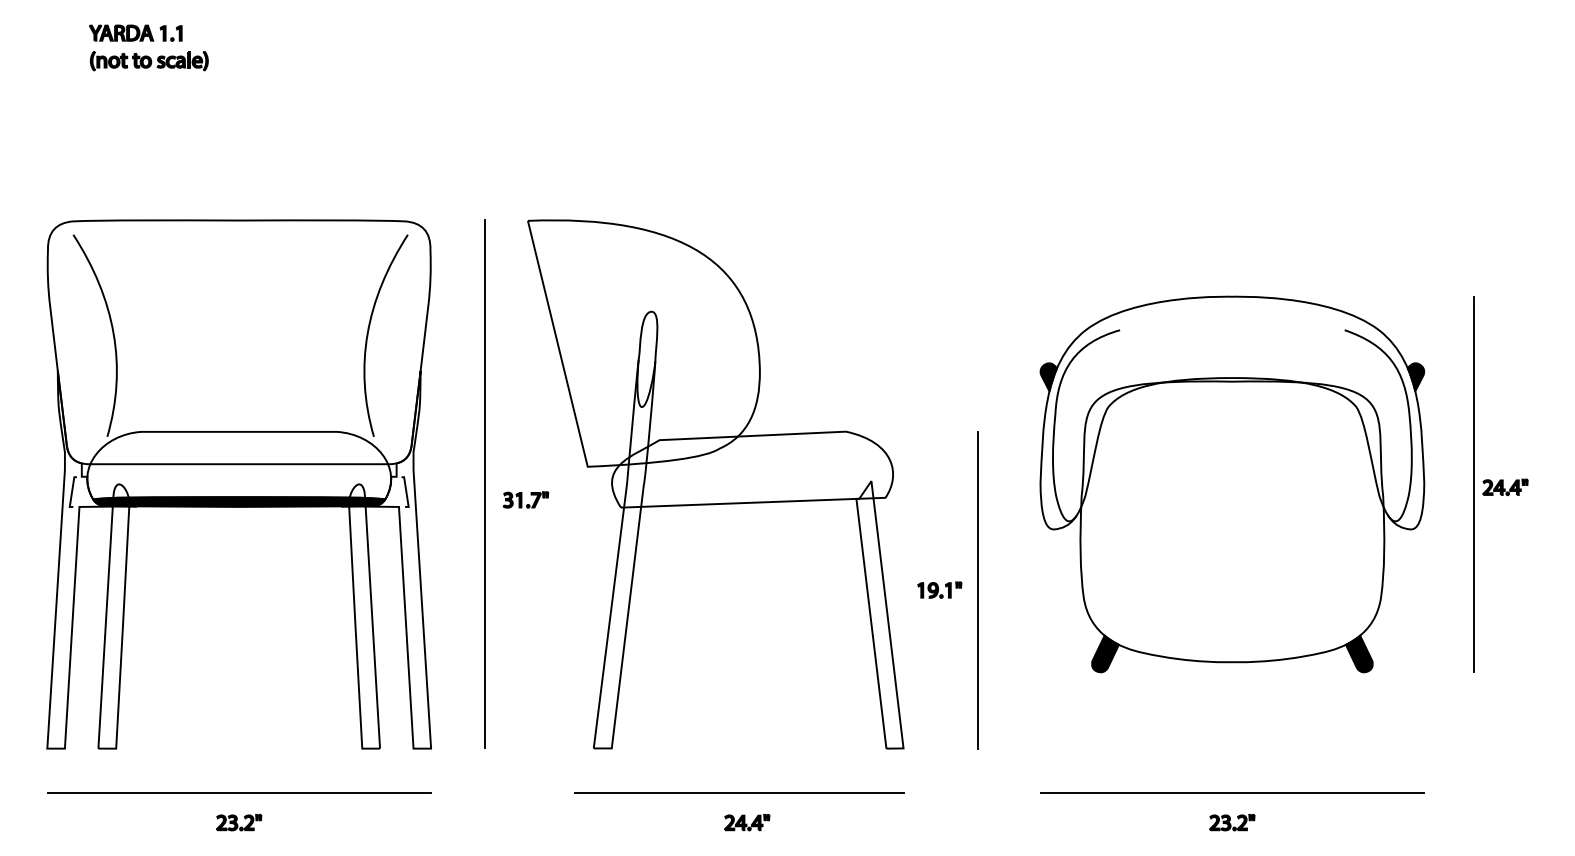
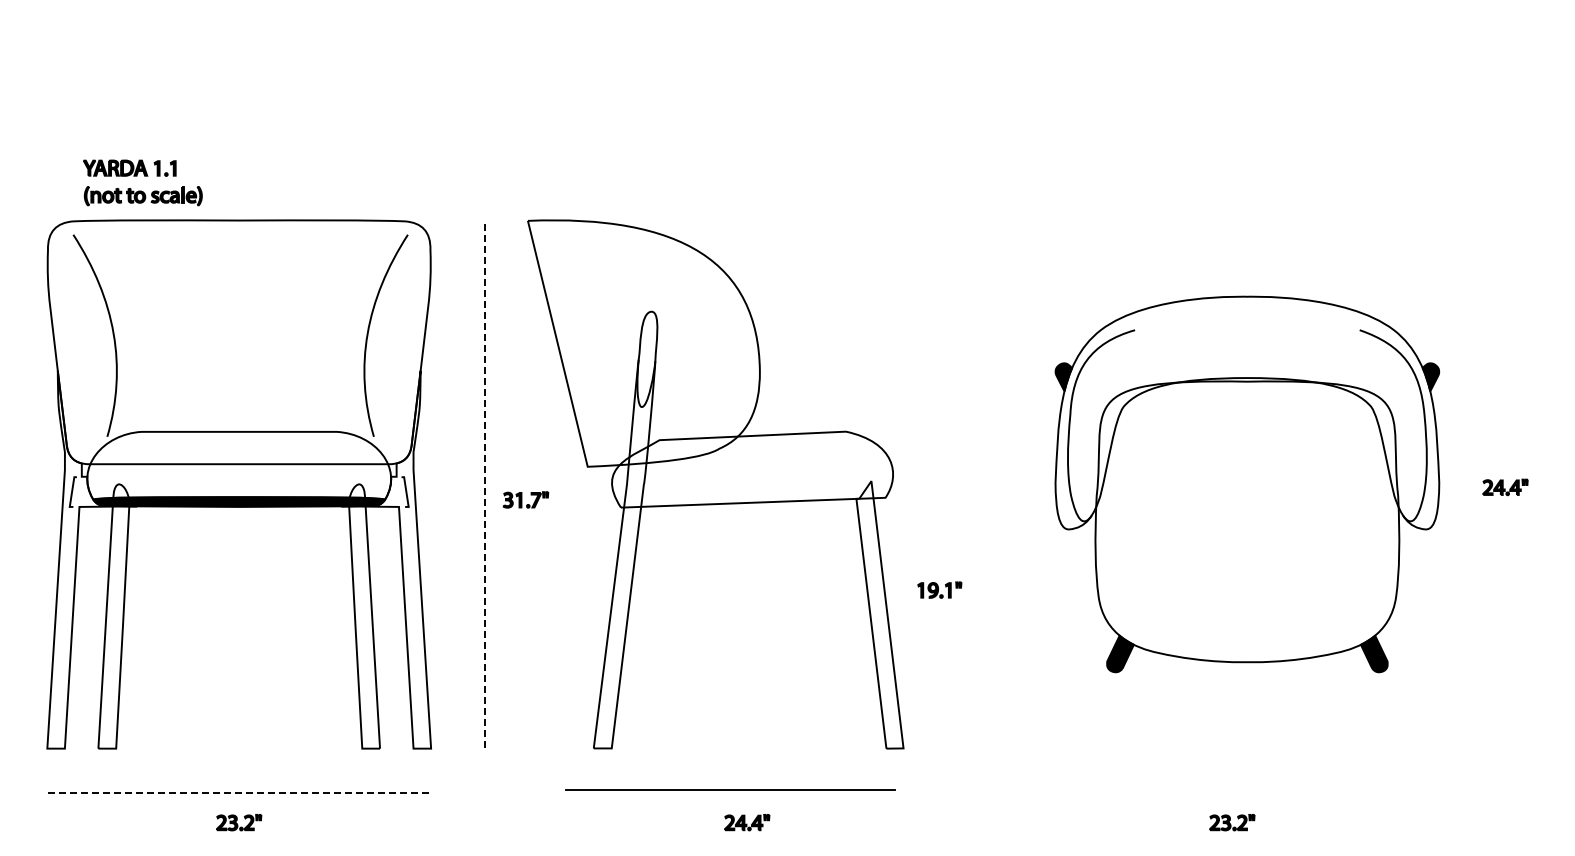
part position: (150, 41) -> (144, 176) (144, 176)
line: solid -> dashed (484, 483)
part position: (1232, 484) -> (1247, 484) (1247, 484)
line: present -> none (1474, 484)
line: present -> none (977, 589)
line position: (739, 792) -> (730, 789) (730, 789)
line: solid -> dashed (239, 793)
line: present -> none (1232, 793)
